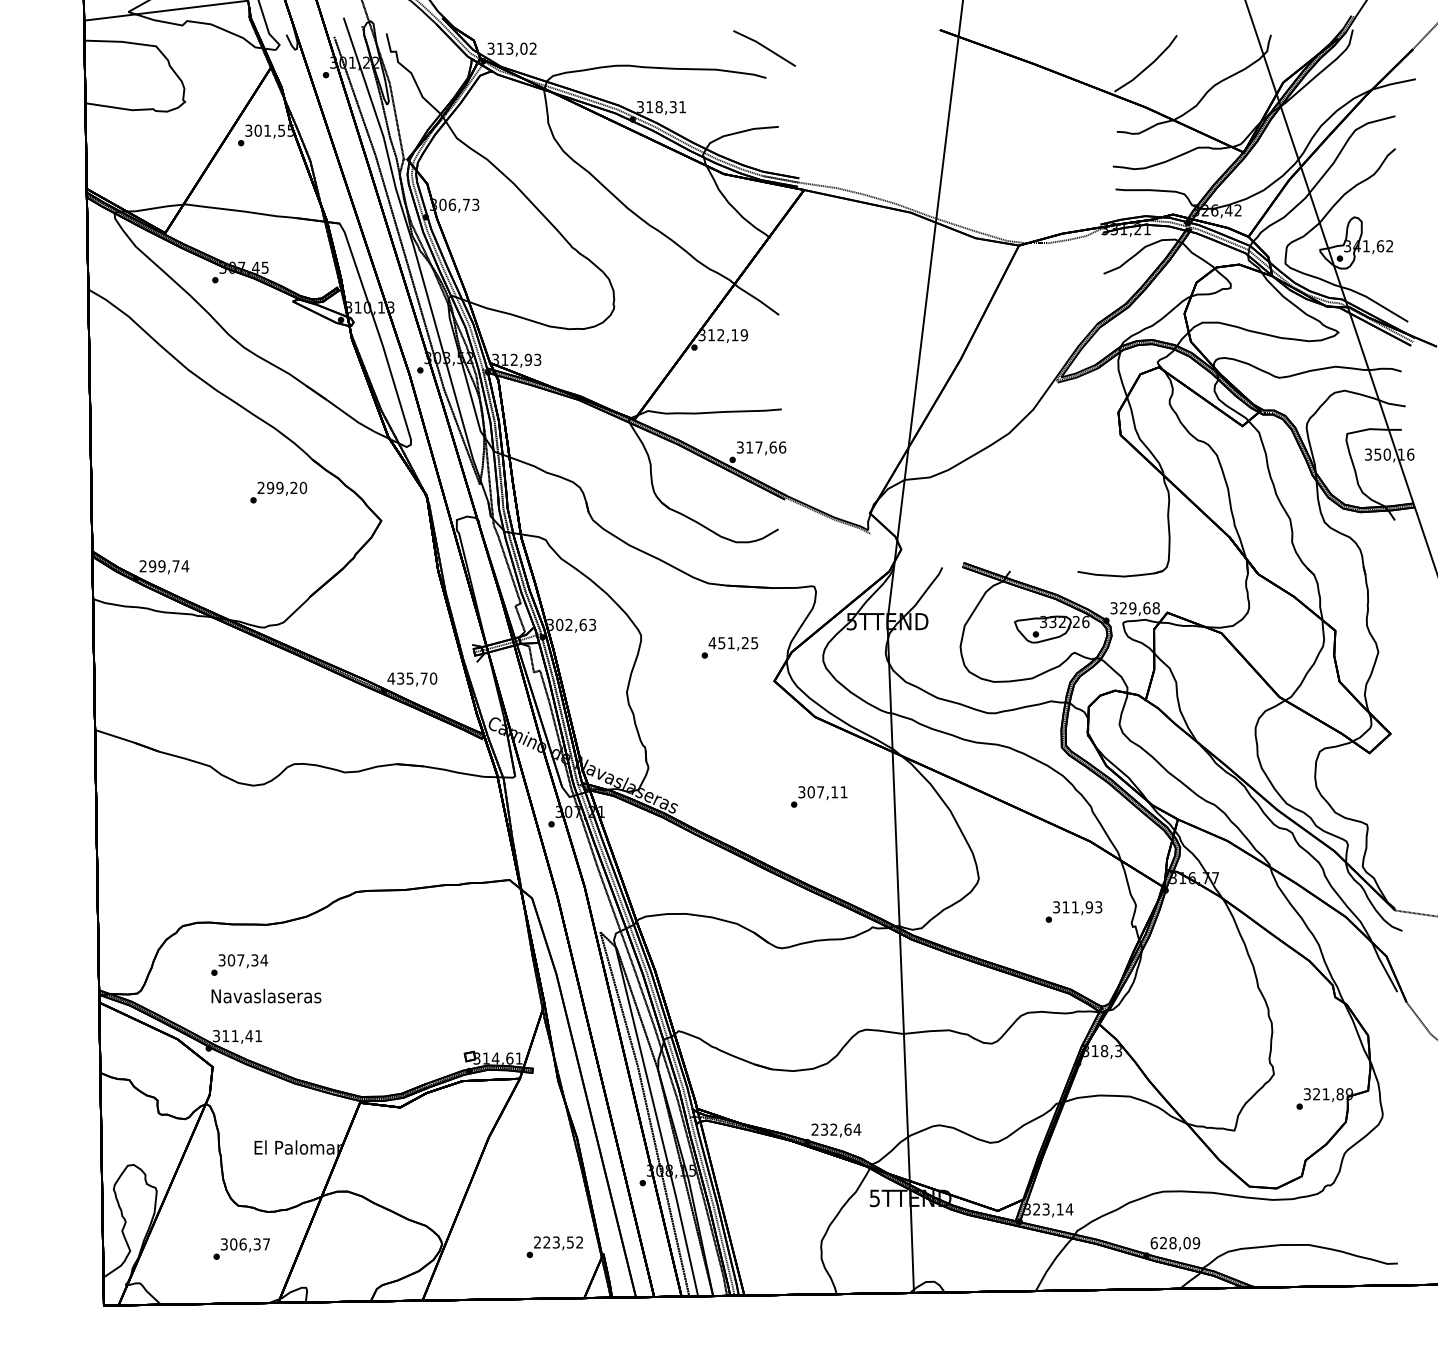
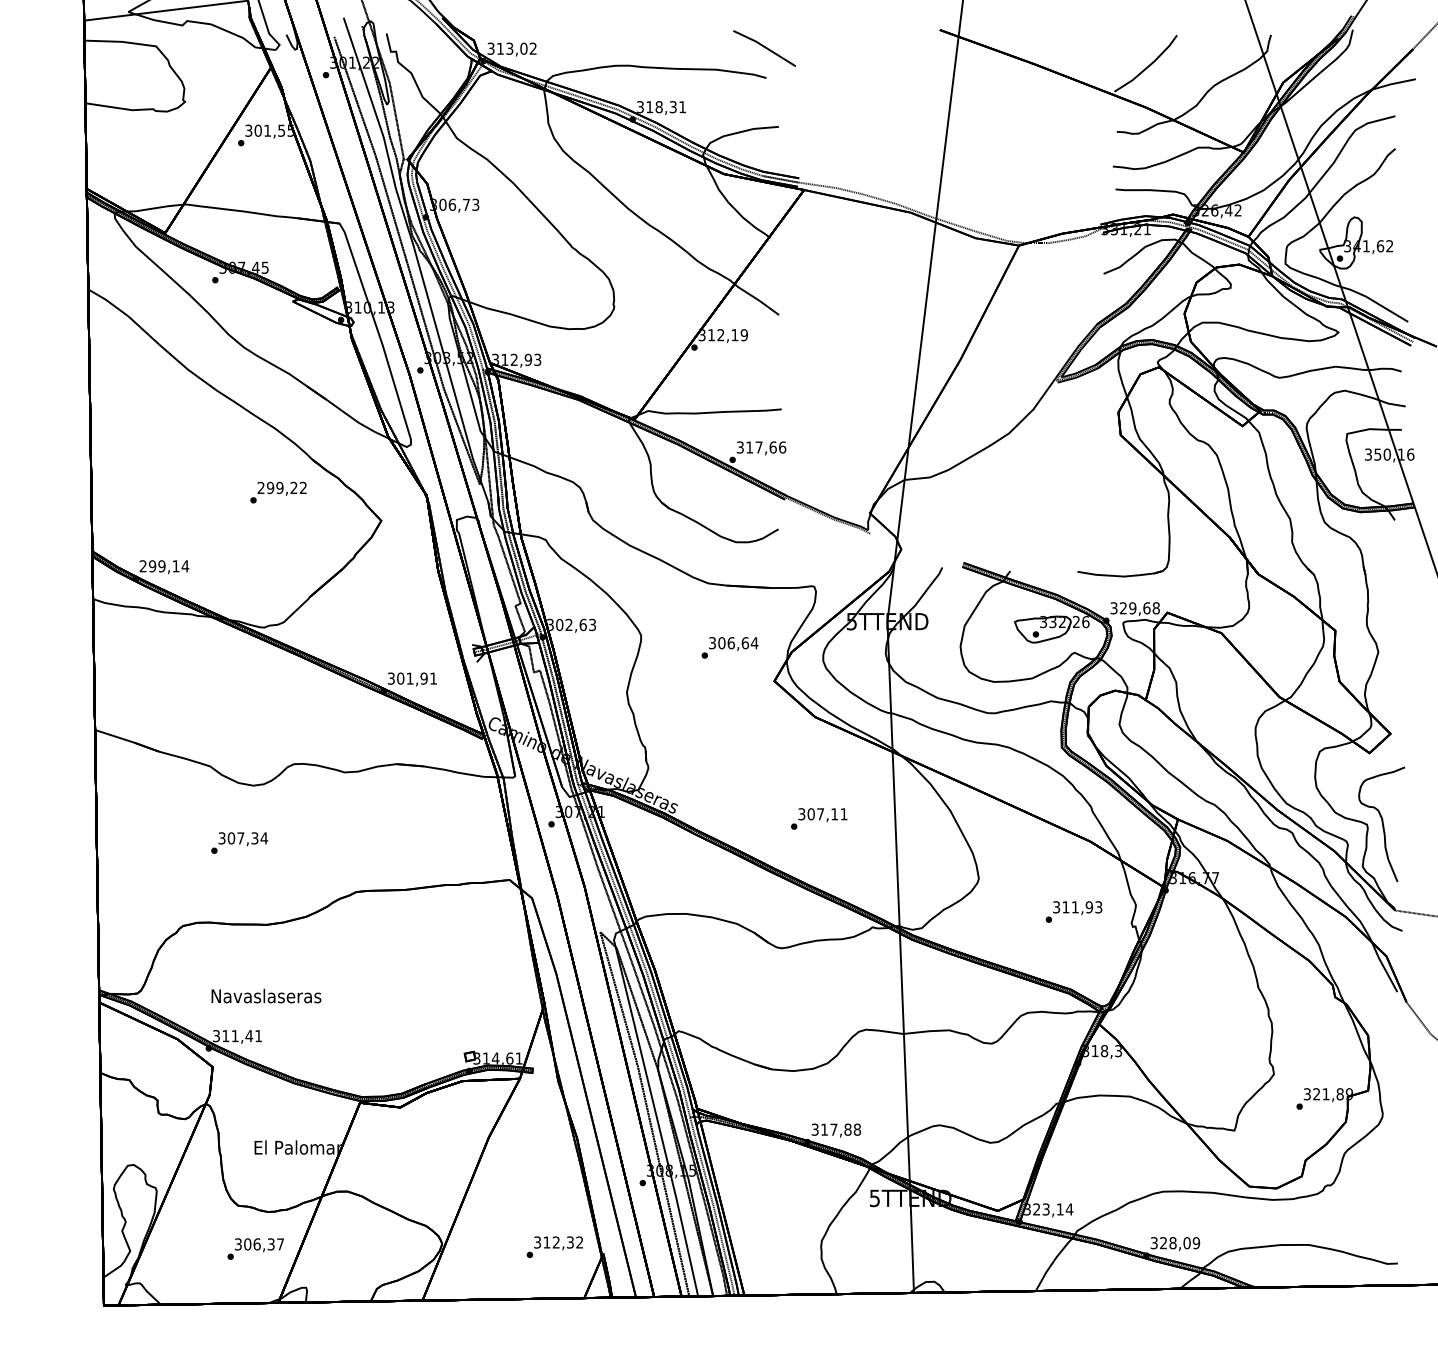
text: 299,20 -> 299,22 (303, 487)
text: 299,74 -> 299,14 (175, 566)
text: 451,25 -> 306,64 (733, 643)
text: 435,70 -> 301,91 (412, 678)
text position: (819, 796) -> (819, 818) (819, 818)
curve: none -> present (1381, 822)
text position: (239, 964) -> (239, 842) (239, 842)
text: 232,64 -> 317,88 (836, 1129)
text: 223,52 -> 312,32 (553, 1242)
text: 628,09 -> 328,09 (1153, 1243)
text position: (241, 1248) -> (255, 1248) (255, 1248)
